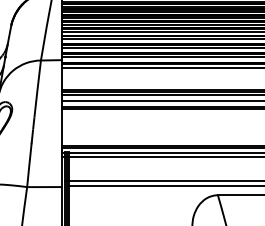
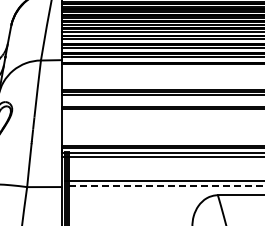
line: present -> none (161, 67)
line: present -> none (161, 100)
line: solid -> dashed (166, 186)
